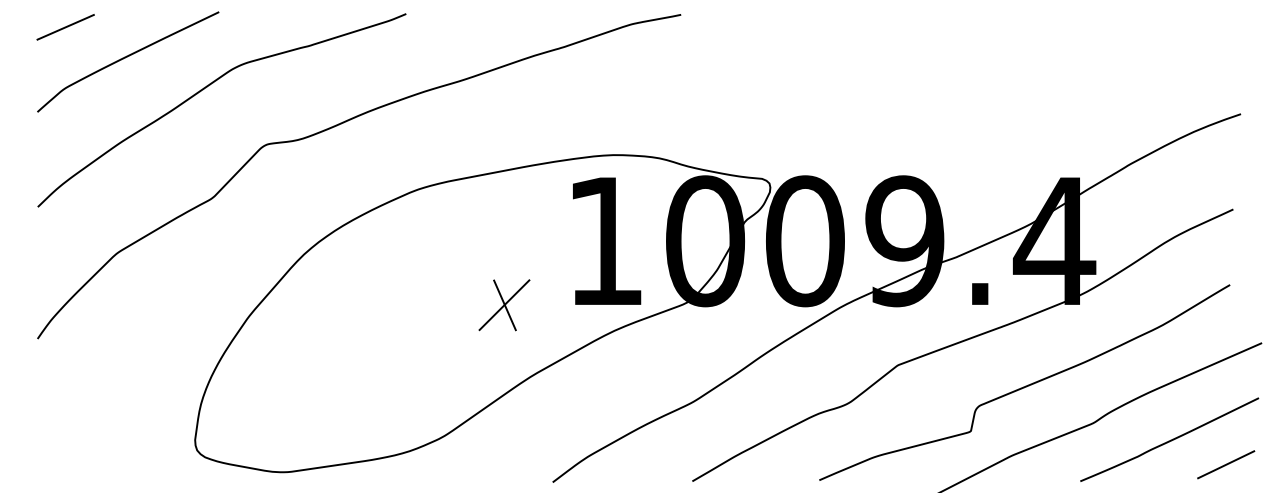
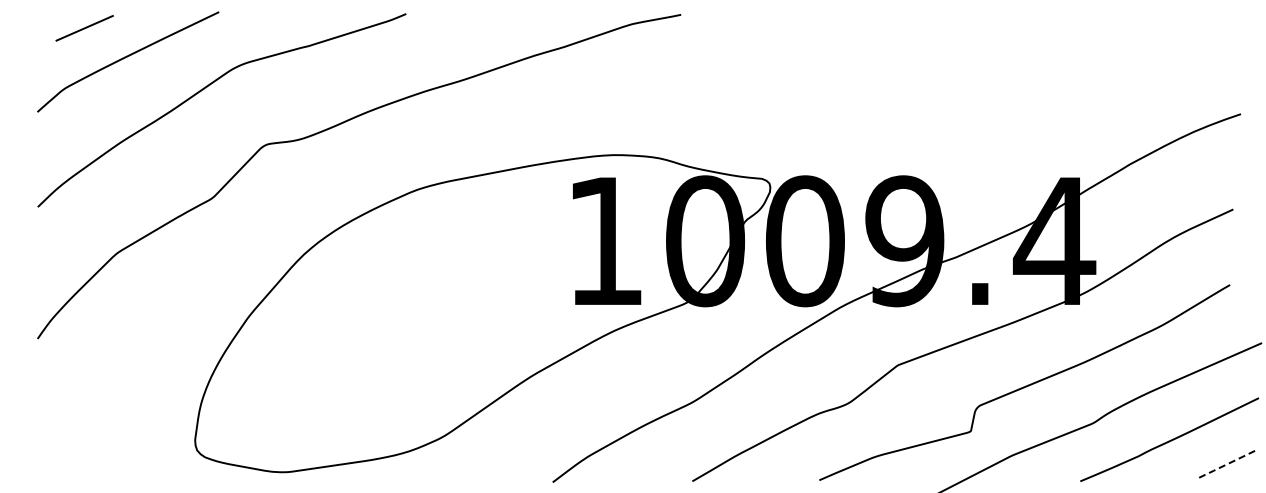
line position: (65, 27) -> (84, 28) (84, 28)
part: present -> none (504, 305)
line: solid -> dashed (1224, 465)
